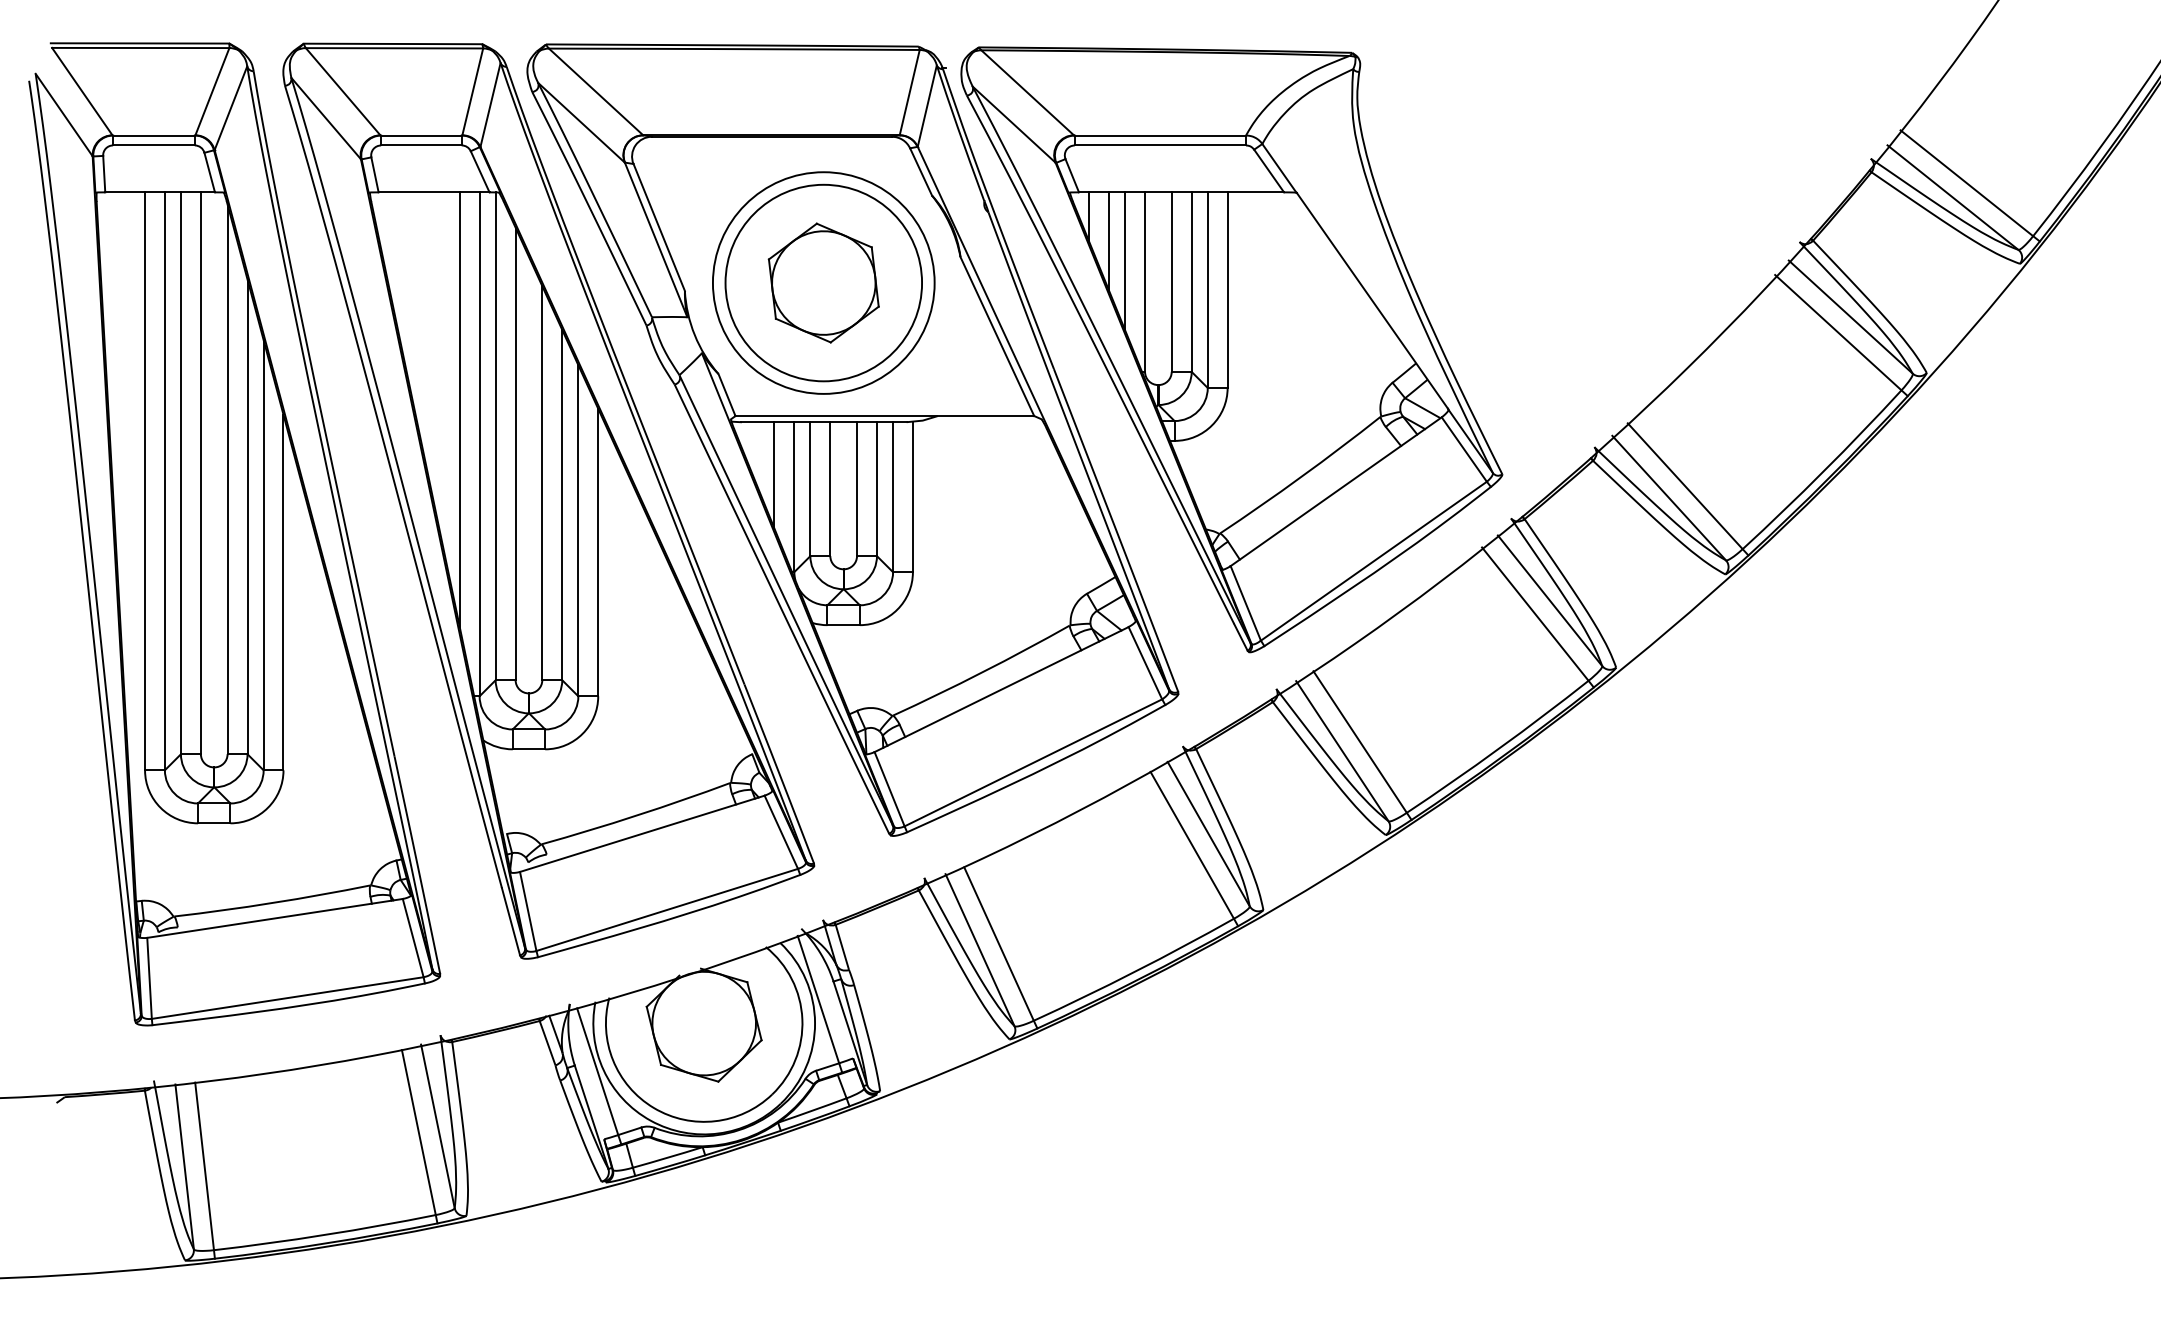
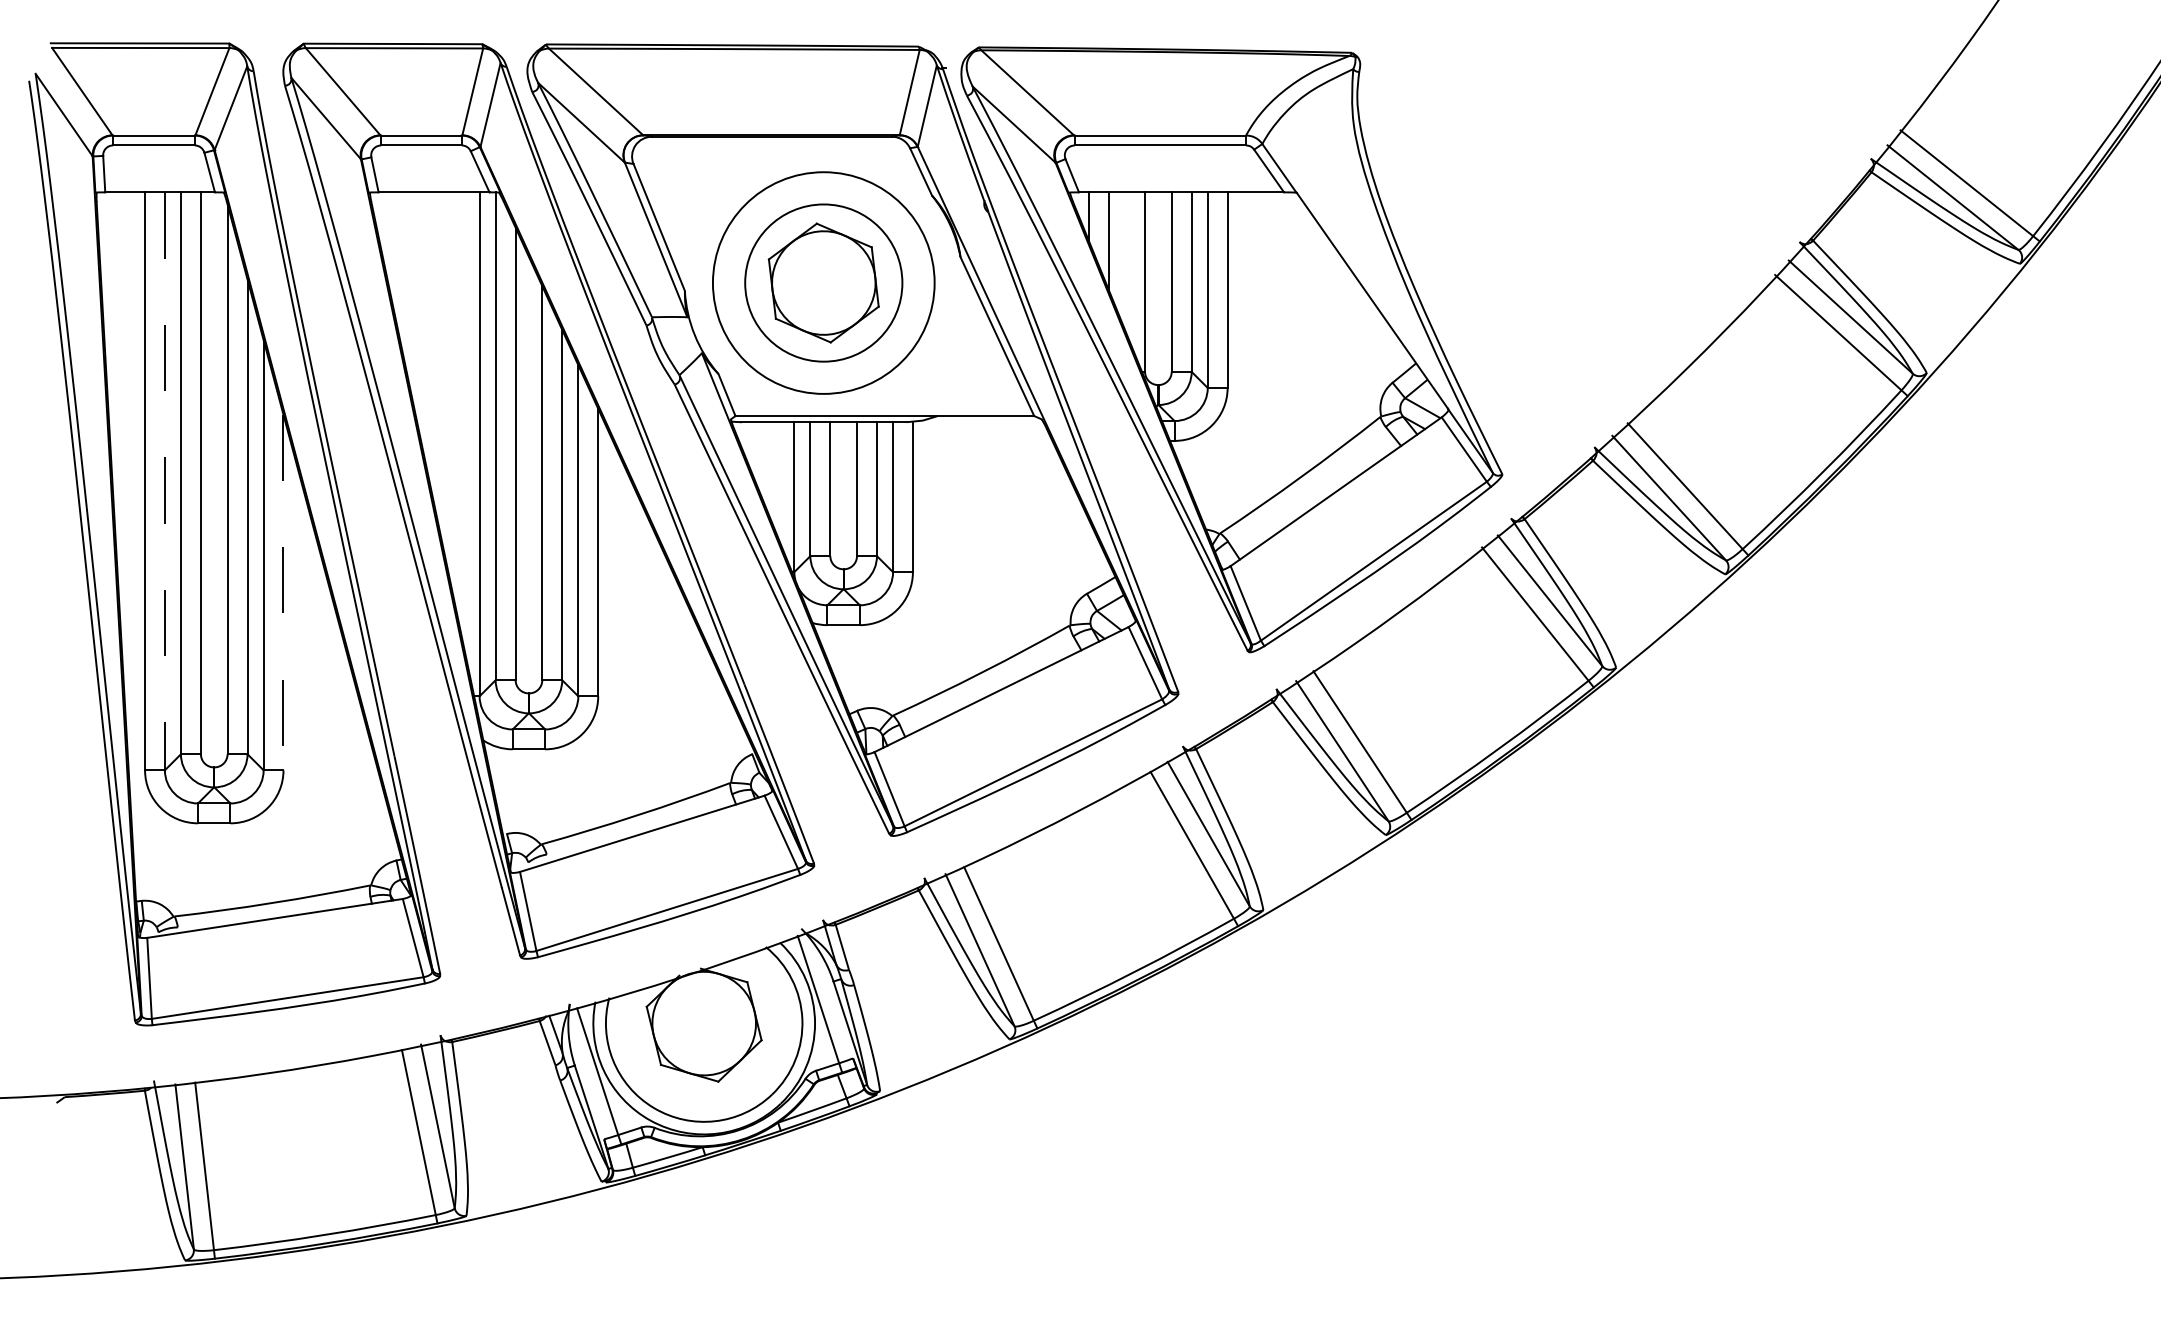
line: present -> none (1125, 261)
circle diameter: 197 px -> 157 px (823, 282)
line: present -> none (459, 409)
line: present -> none (774, 475)
line: solid -> dashed (164, 481)
line: solid -> dashed (283, 592)
